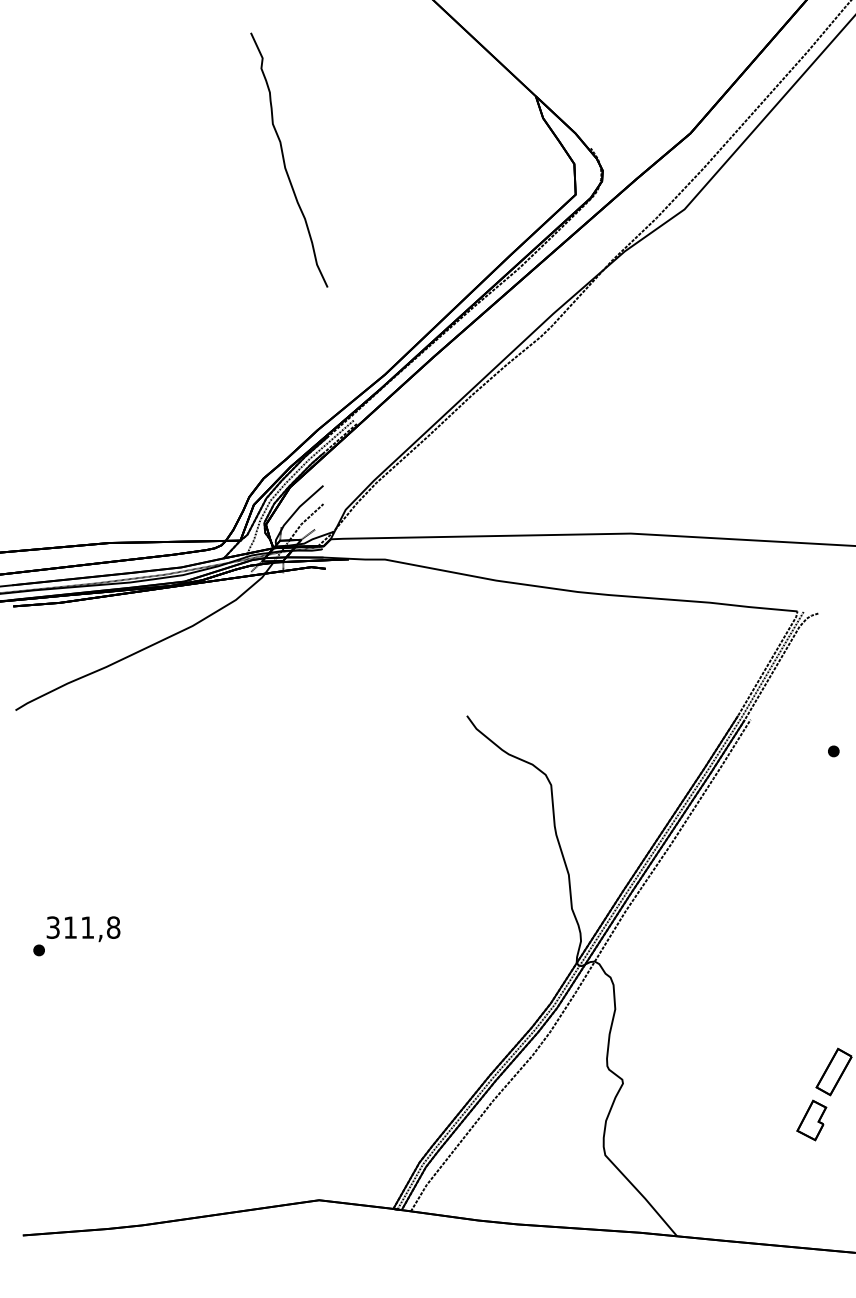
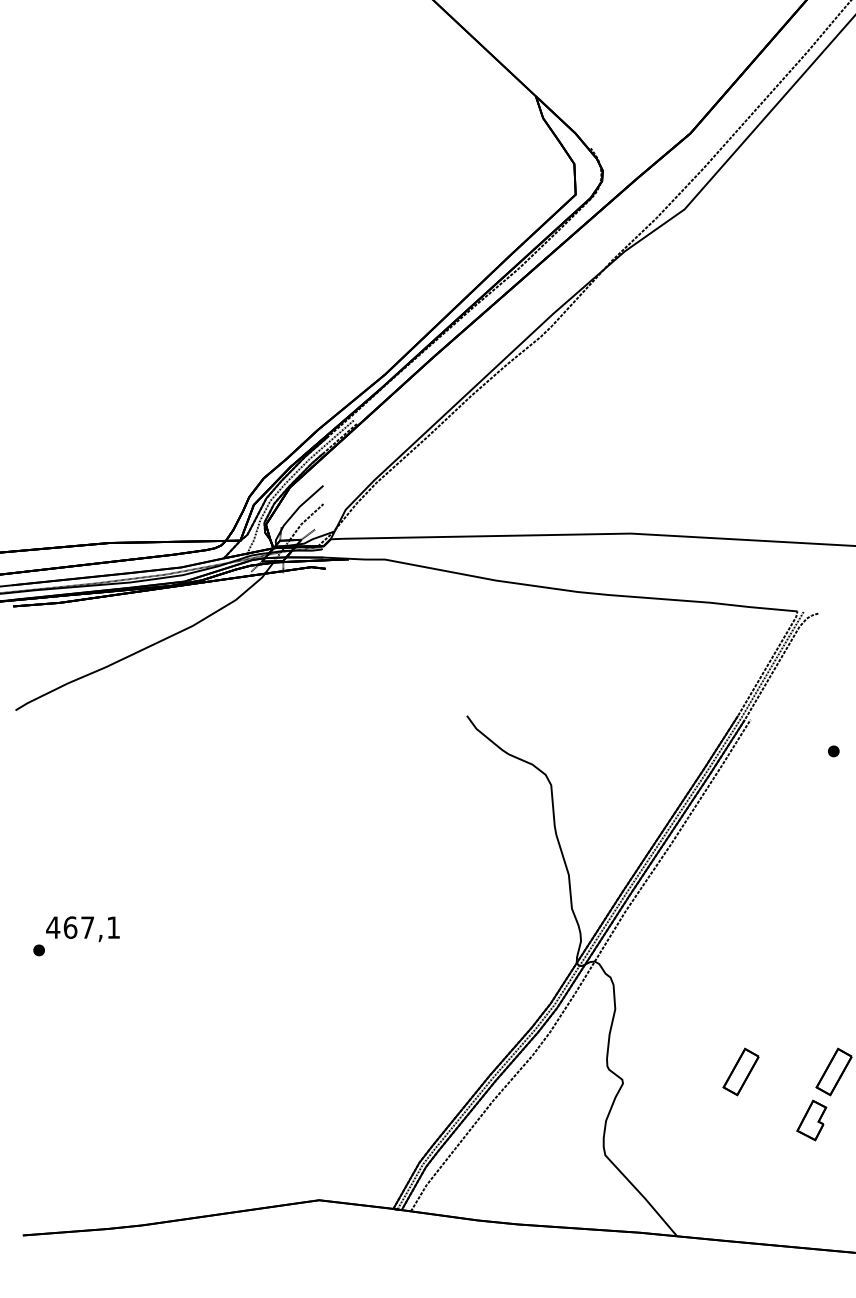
curve: present -> none (284, 159)
text: 311,8 -> 467,1 (83, 927)
part: none -> present (740, 1071)
